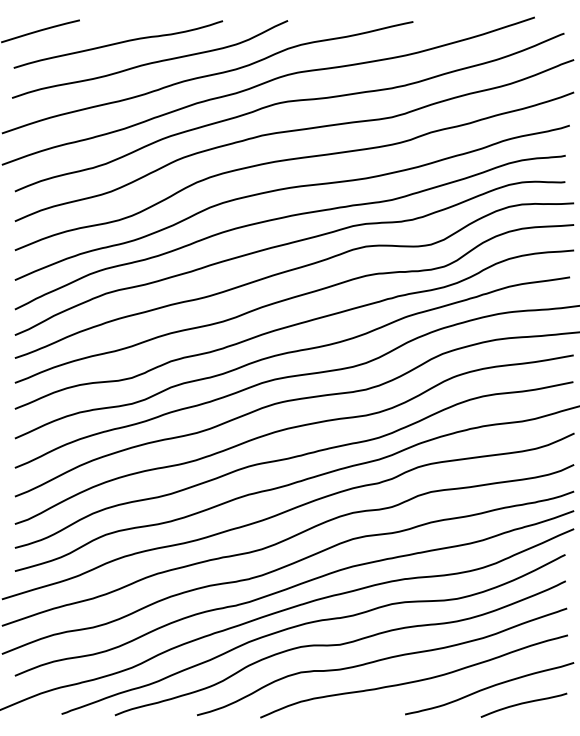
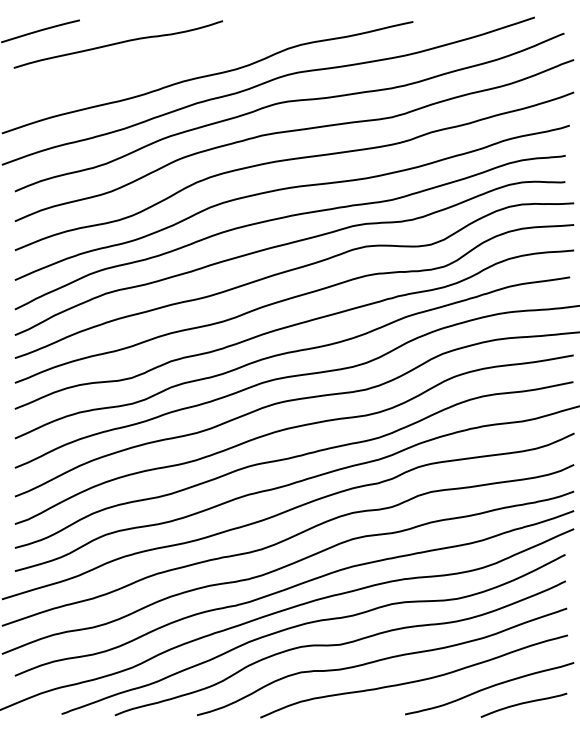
curve: present -> none (150, 62)
